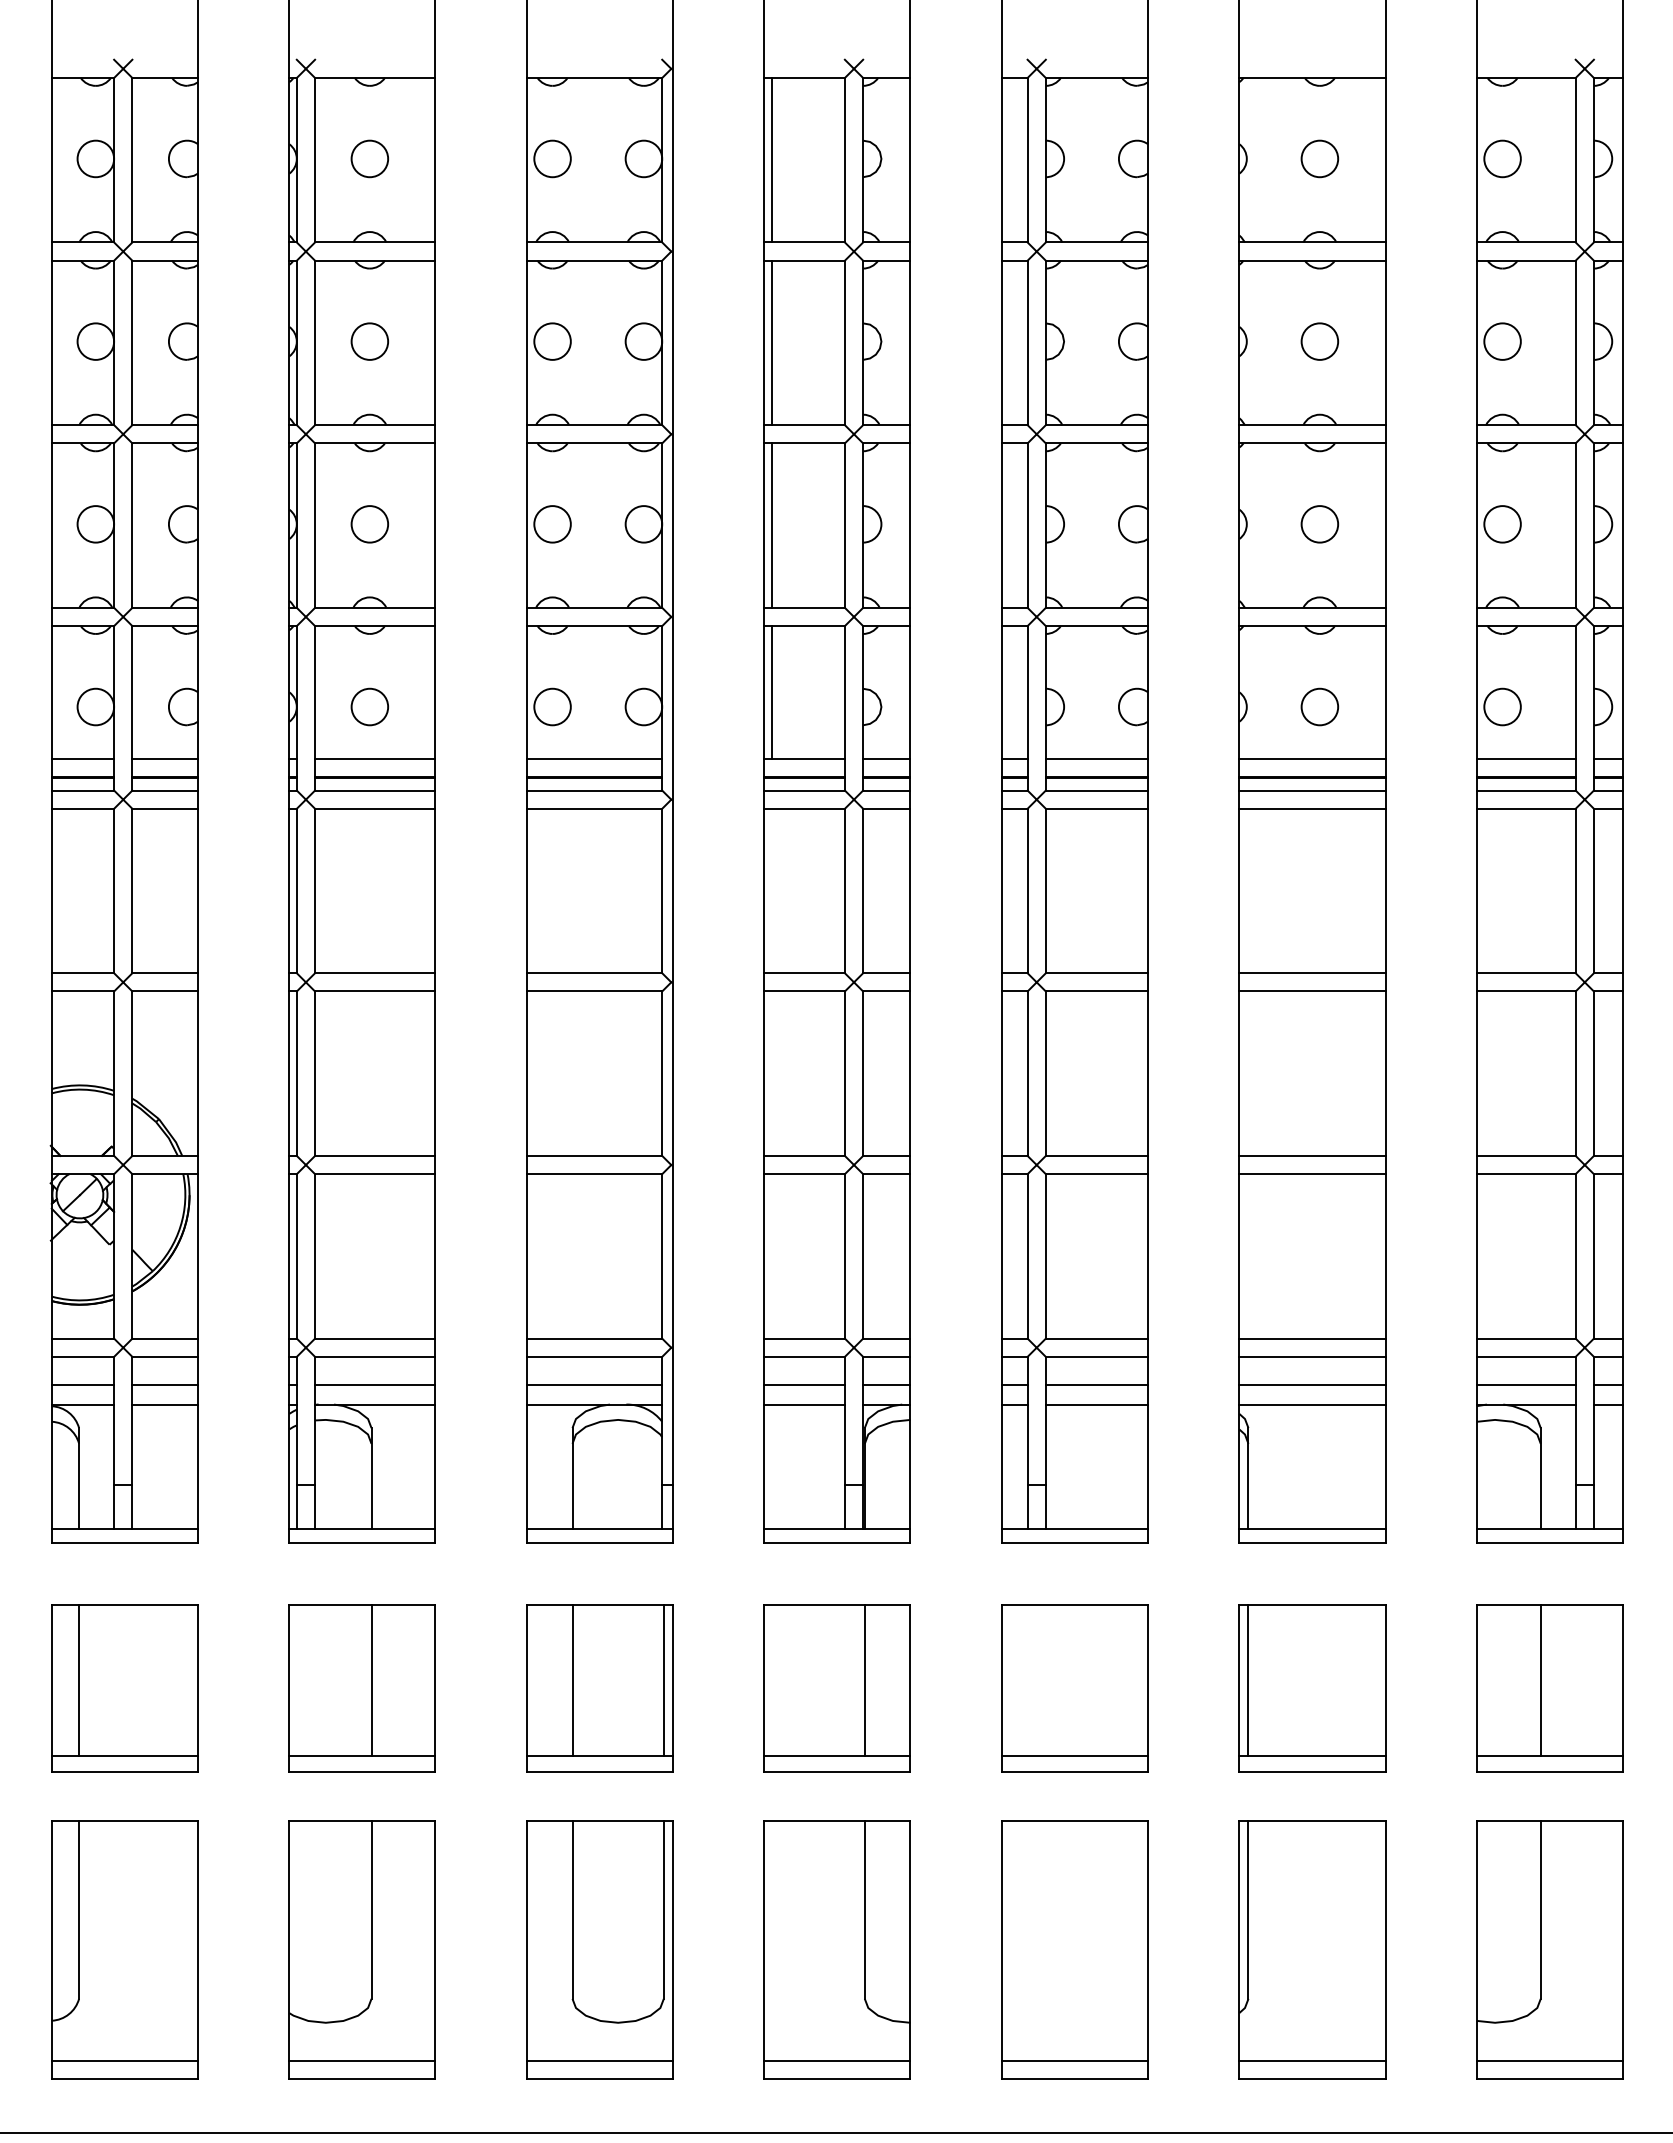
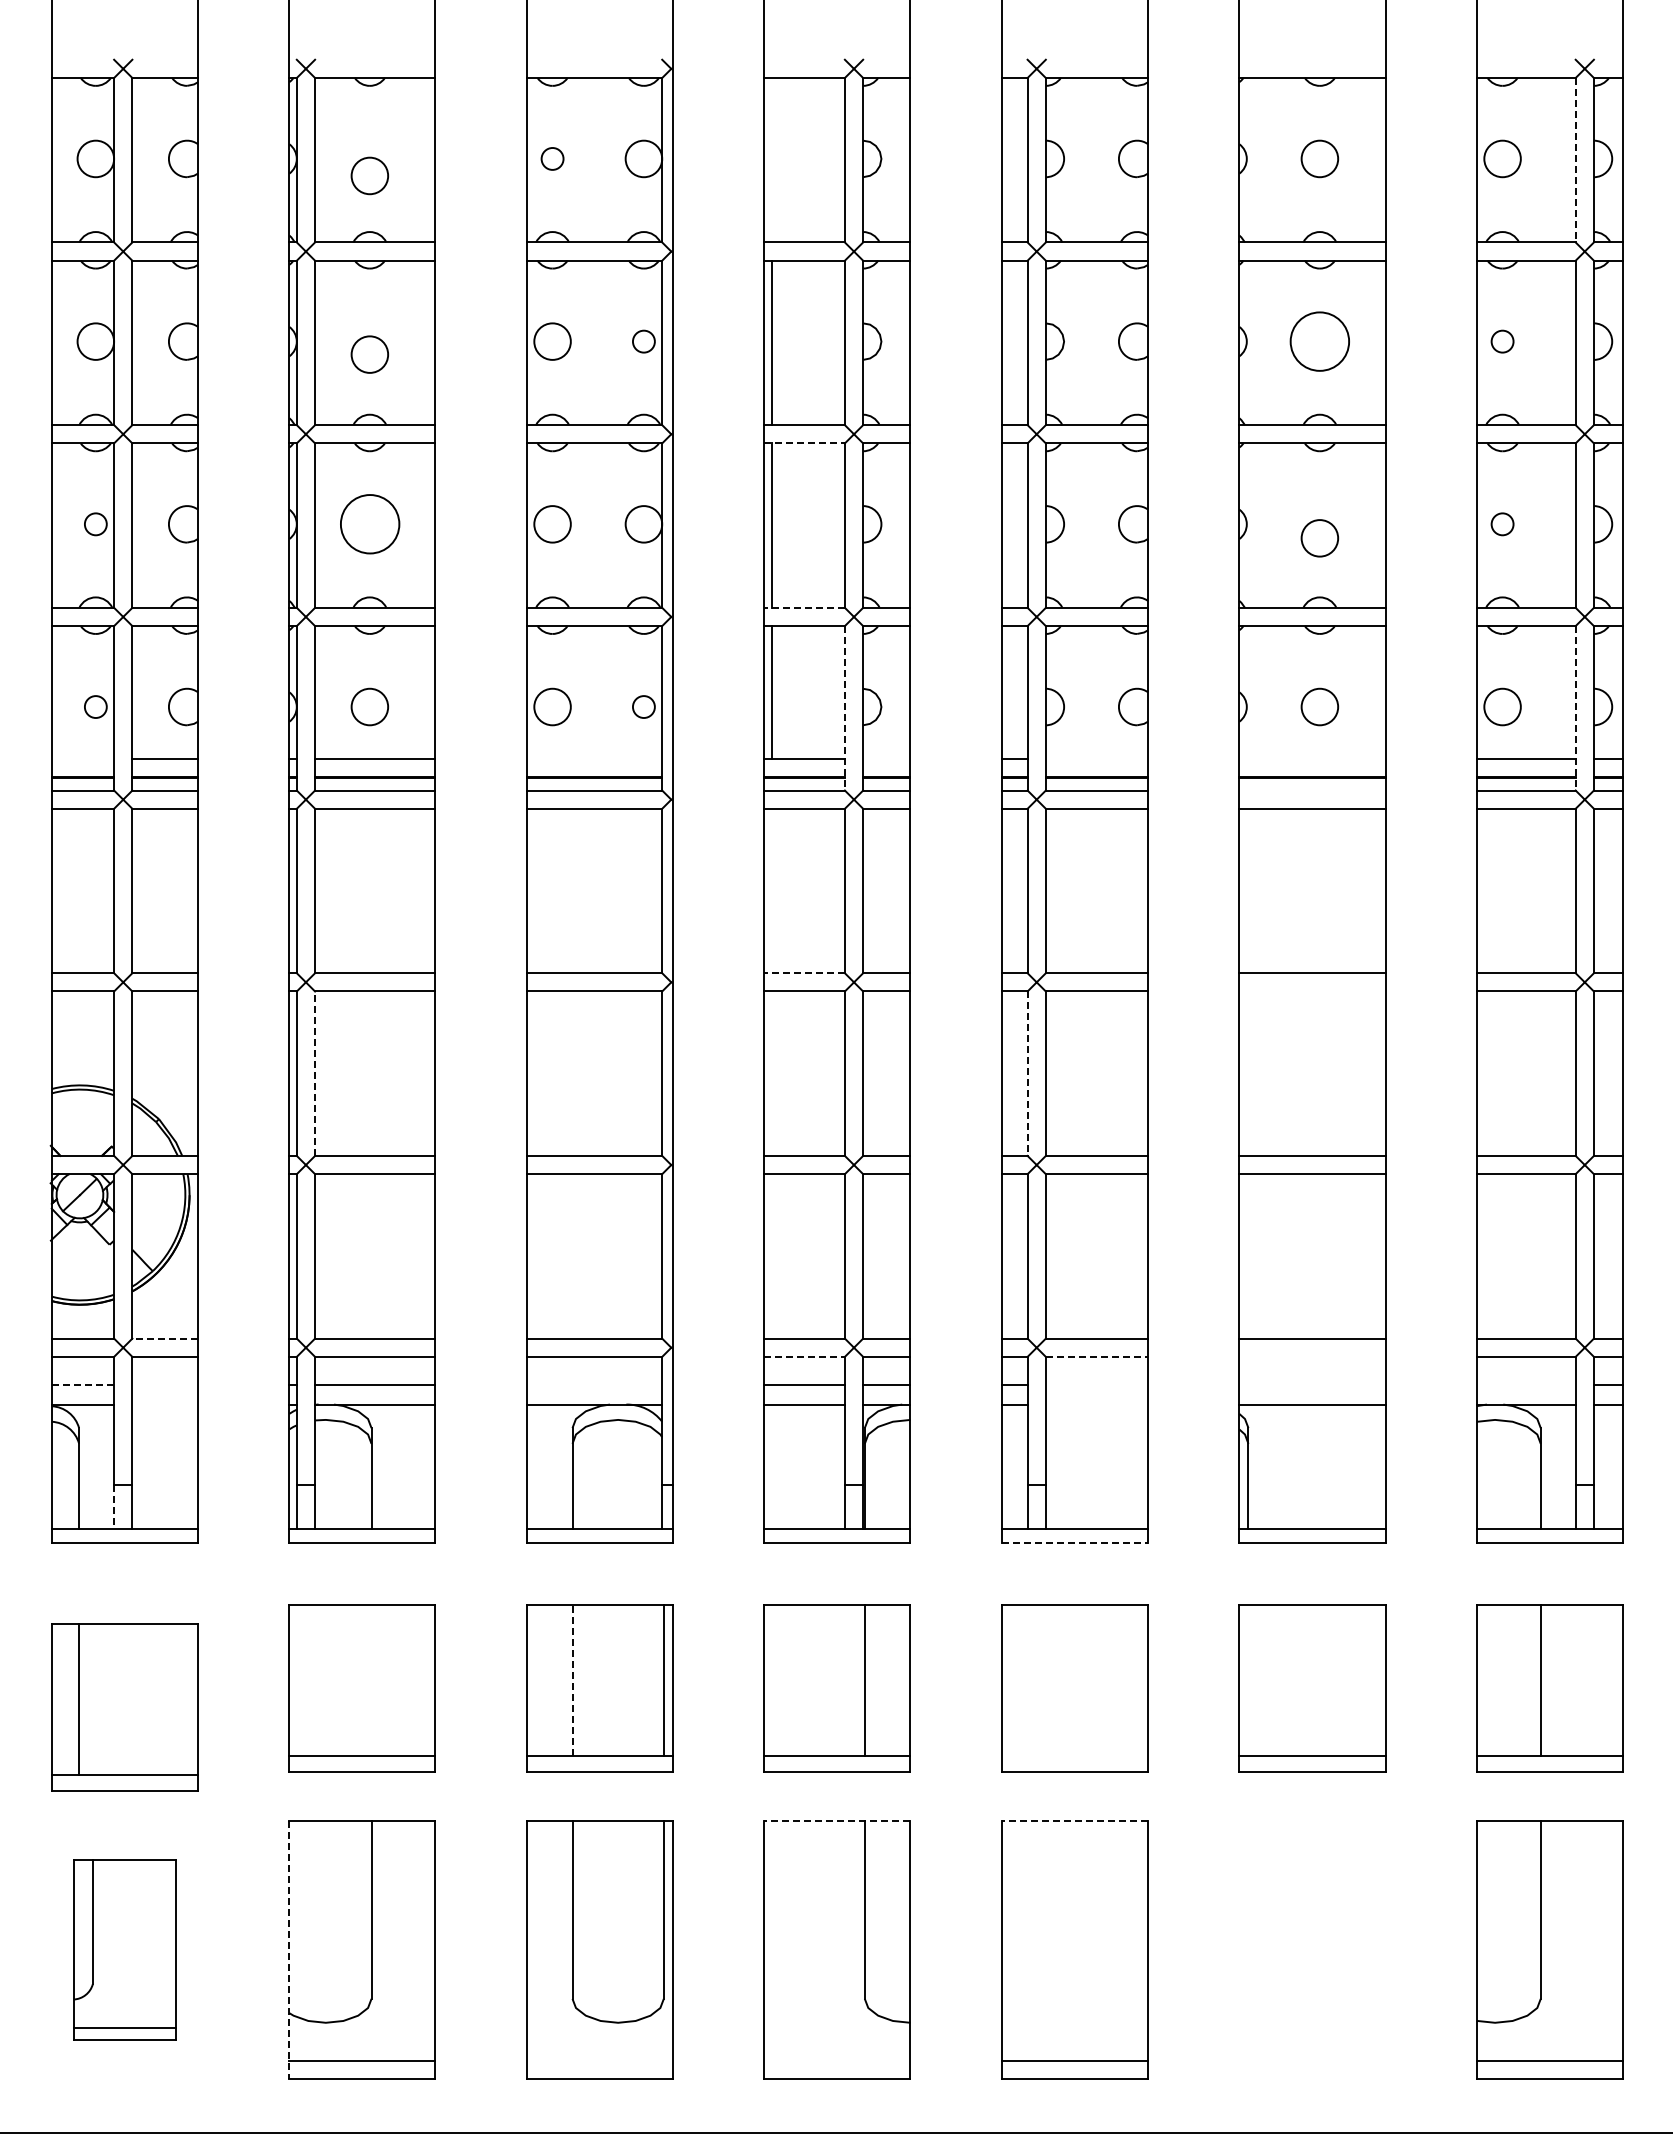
circle position: (369, 158) -> (369, 175) (369, 175)
circle diameter: 37 px -> 22 px (552, 158)
line: present -> none (771, 160)
line: solid -> dashed (1575, 160)
circle position: (369, 341) -> (369, 354) (369, 354)
circle diameter: 37 px -> 22 px (643, 341)
circle diameter: 37 px -> 58 px (1319, 341)
circle diameter: 37 px -> 22 px (1502, 341)
line: solid -> dashed (805, 443)
circle diameter: 37 px -> 22 px (95, 524)
circle size: 39x39 px -> 61x61 px (370, 524)
circle position: (1319, 524) -> (1319, 538) (1319, 538)
circle diameter: 37 px -> 22 px (1502, 524)
line: solid -> dashed (804, 607)
circle diameter: 37 px -> 22 px (95, 707)
circle diameter: 37 px -> 22 px (643, 707)
line: solid -> dashed (844, 708)
line: solid -> dashed (1575, 708)
line: present -> none (82, 758)
line: present -> none (594, 758)
line: present -> none (886, 758)
line: present -> none (1096, 758)
line: present -> none (1312, 758)
line: present -> none (1312, 790)
line: solid -> dashed (804, 973)
line: present -> none (1312, 991)
line: solid -> dashed (315, 1073)
line: solid -> dashed (1027, 1074)
line: solid -> dashed (165, 1338)
line: solid -> dashed (805, 1356)
line: solid -> dashed (1097, 1356)
line: present -> none (1312, 1356)
line: solid -> dashed (82, 1385)
line: present -> none (164, 1385)
line: present -> none (594, 1385)
line: present -> none (1096, 1385)
line: present -> none (1312, 1385)
line: present -> none (1525, 1385)
line: present -> none (164, 1404)
line: present -> none (1096, 1404)
line: solid -> dashed (114, 1507)
line: solid -> dashed (1075, 1542)
line: present -> none (371, 1680)
line: solid -> dashed (572, 1680)
line: present -> none (1248, 1680)
part position: (124, 1688) -> (124, 1707) (124, 1707)
line: present -> none (1074, 1756)
line: solid -> dashed (836, 1821)
line: solid -> dashed (1074, 1821)
part size: 148x260 px -> 104x182 px (124, 1949)
part: present -> none (1312, 1949)
line: solid -> dashed (289, 1950)
line: present -> none (599, 2060)
line: present -> none (837, 2060)
